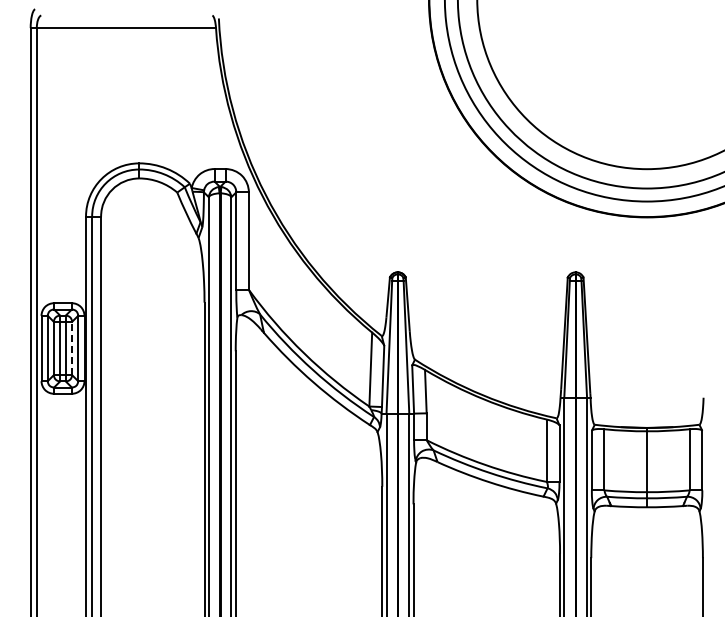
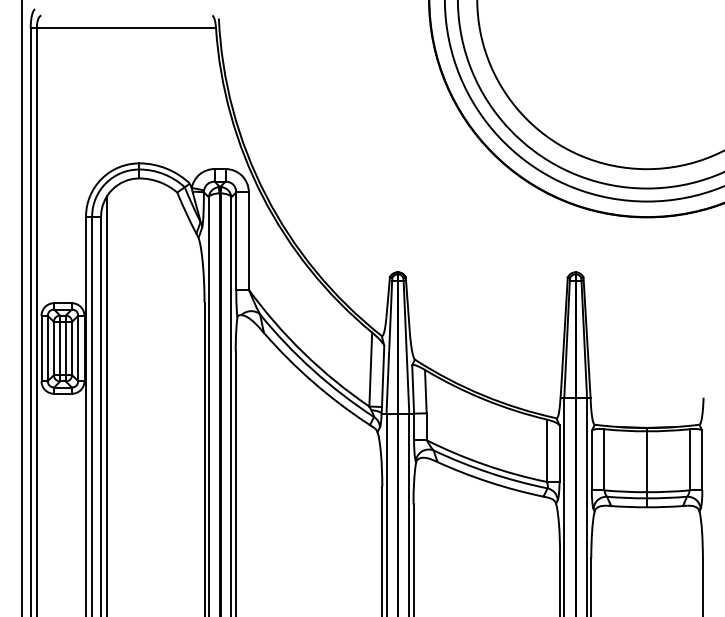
line: none -> present (21, 307)
line: dashed -> solid (72, 348)
line: none -> present (107, 404)
